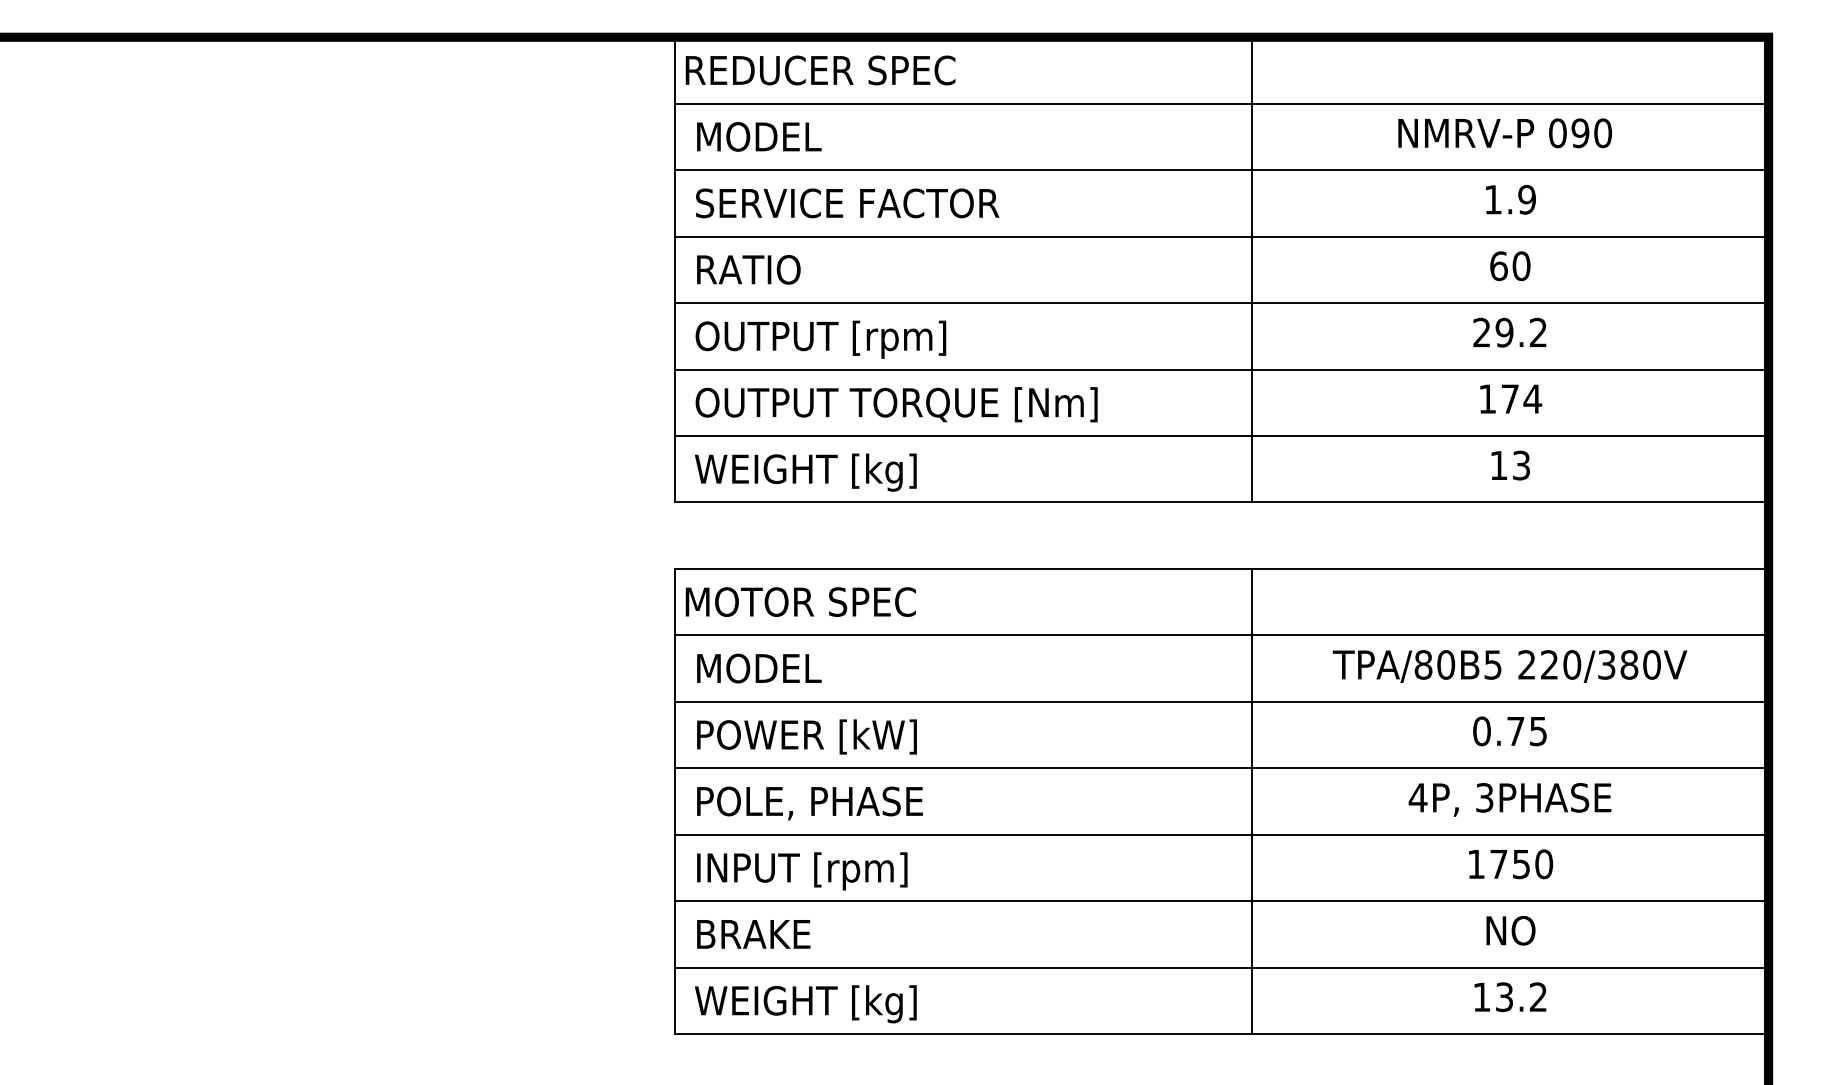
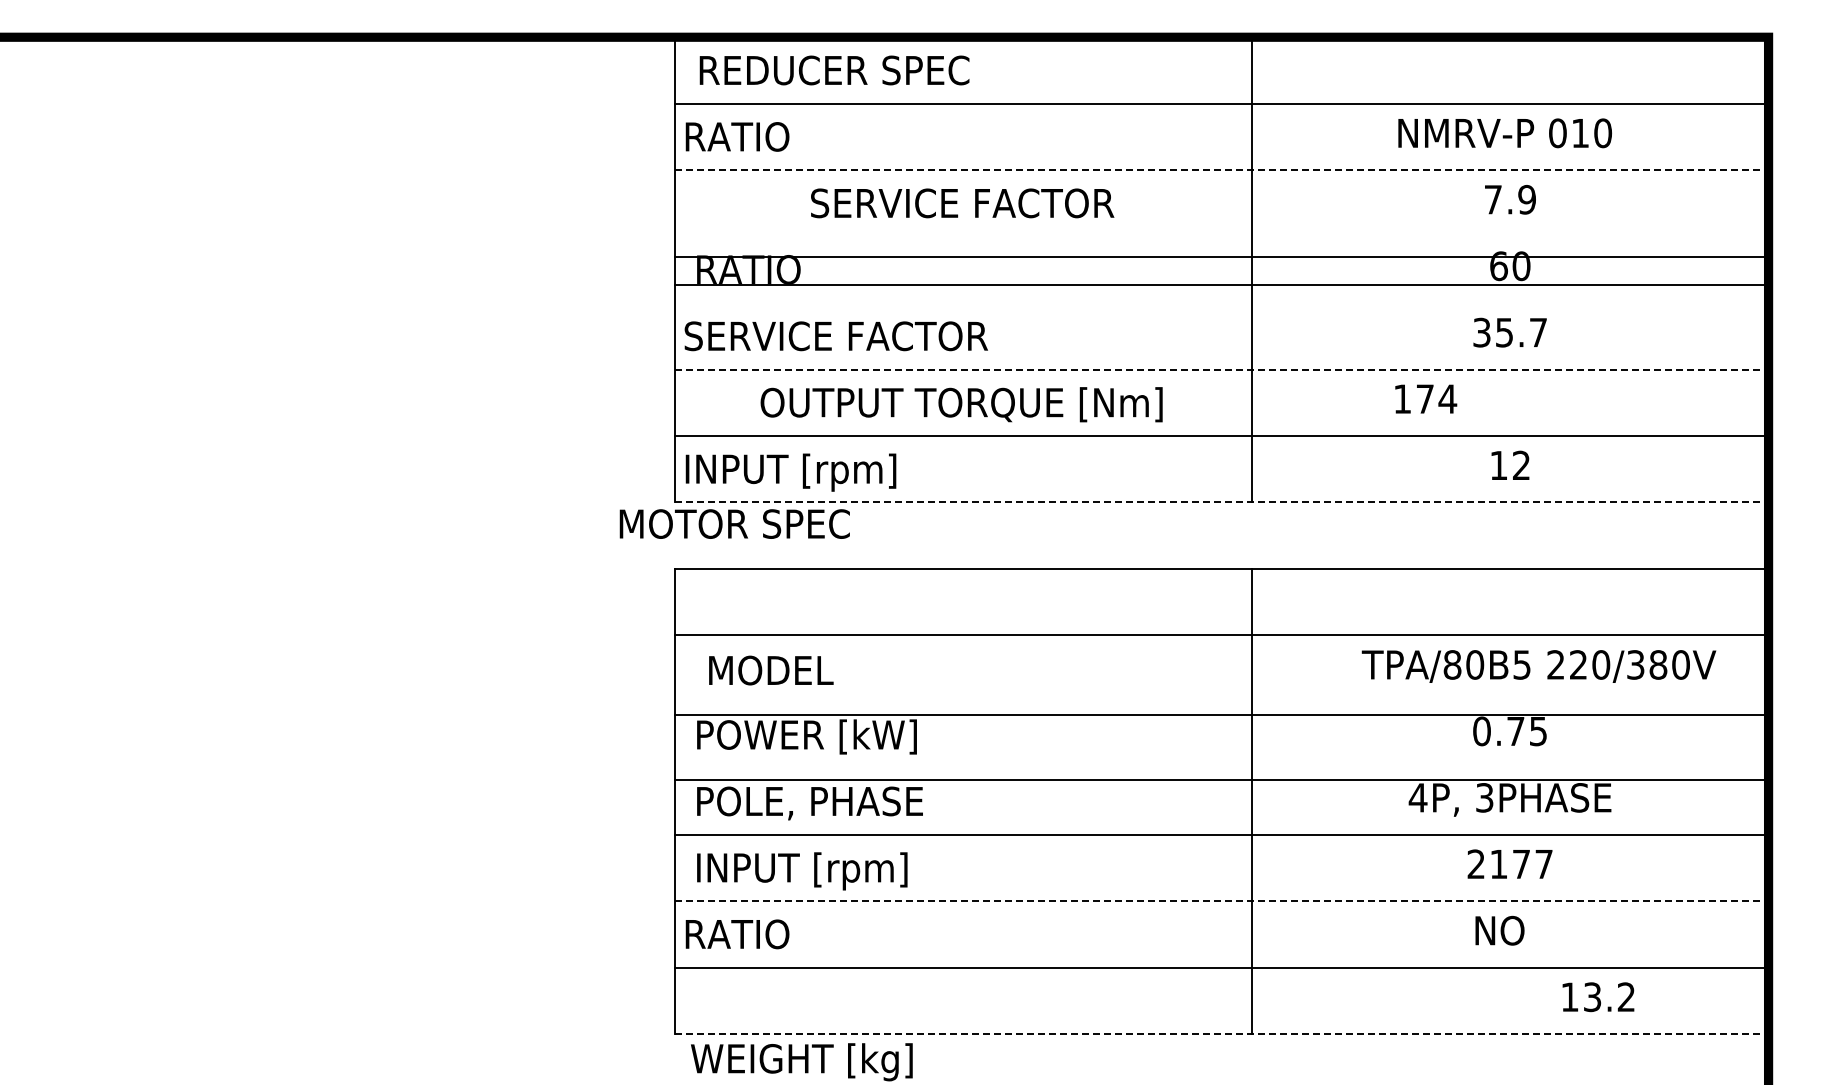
text position: (820, 70) -> (834, 70) (834, 70)
text: 090 -> 010 (1580, 133)
text: MODEL -> RATIO (753, 136)
line: solid -> dashed (1221, 170)
text: 1.9 -> 7.9 (1493, 199)
text position: (847, 203) -> (962, 203) (962, 203)
line position: (1221, 236) -> (1221, 256) (1221, 256)
line position: (1221, 303) -> (1221, 285) (1221, 285)
text: 29.2 -> 35.7 (1509, 332)
text: OUTPUT [rpm] -> SERVICE FACTOR (835, 339)
line: solid -> dashed (1221, 369)
text position: (1511, 398) -> (1426, 398) (1426, 398)
text position: (896, 404) -> (961, 404) (961, 404)
text: 13 -> 12 (1521, 465)
text: WEIGHT [kg] -> INPUT [rpm] (800, 472)
line: solid -> dashed (1221, 502)
text position: (800, 601) -> (734, 523) (734, 523)
text position: (1509, 666) -> (1538, 666) (1538, 666)
text position: (759, 668) -> (771, 670) (771, 670)
line position: (1221, 701) -> (1221, 714) (1221, 714)
line position: (1221, 768) -> (1221, 780) (1221, 780)
text: 1750 -> 2177 (1510, 864)
line: solid -> dashed (1221, 901)
text position: (1510, 930) -> (1499, 930) (1499, 930)
text: BRAKE -> RATIO (747, 934)
text position: (1510, 997) -> (1598, 997) (1598, 997)
text position: (805, 1004) -> (801, 1062) (801, 1062)
line: solid -> dashed (1221, 1034)
